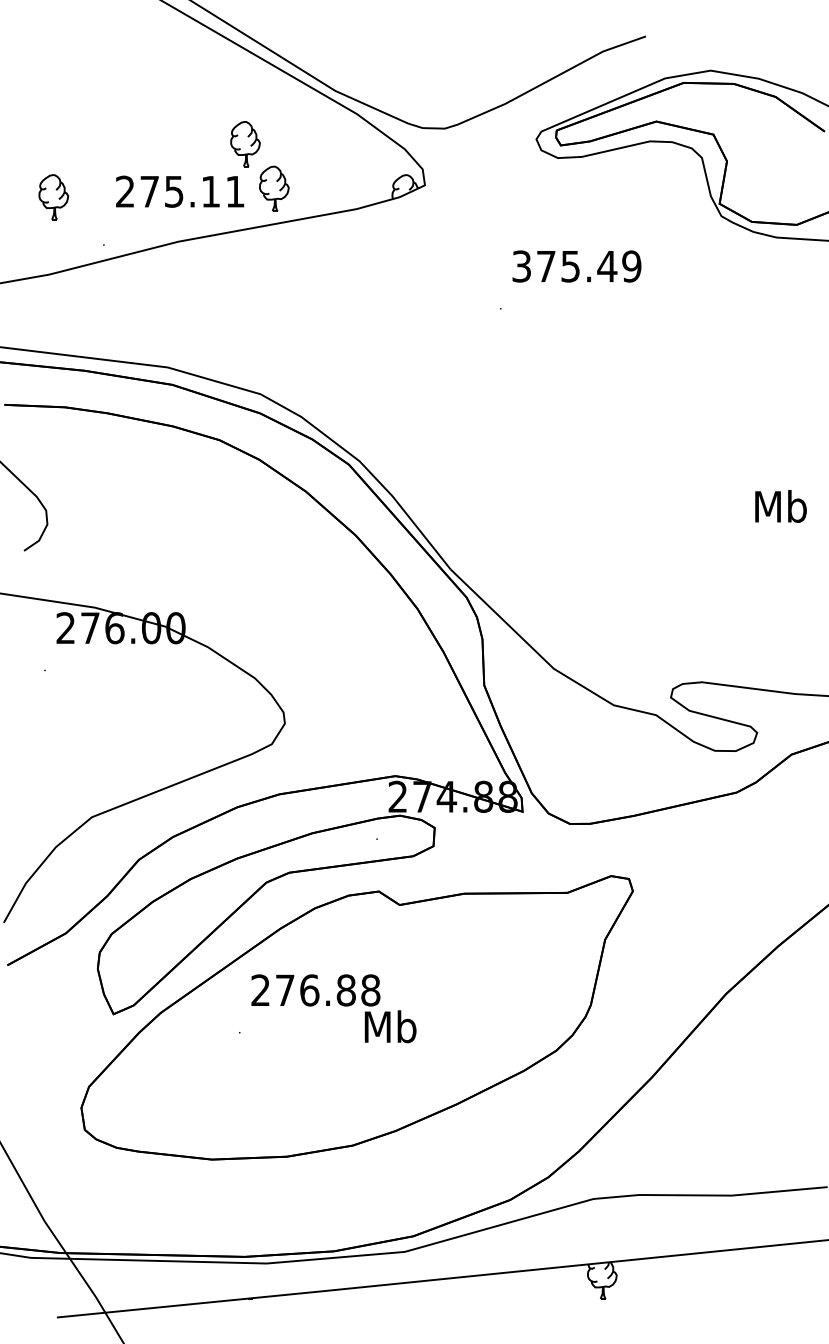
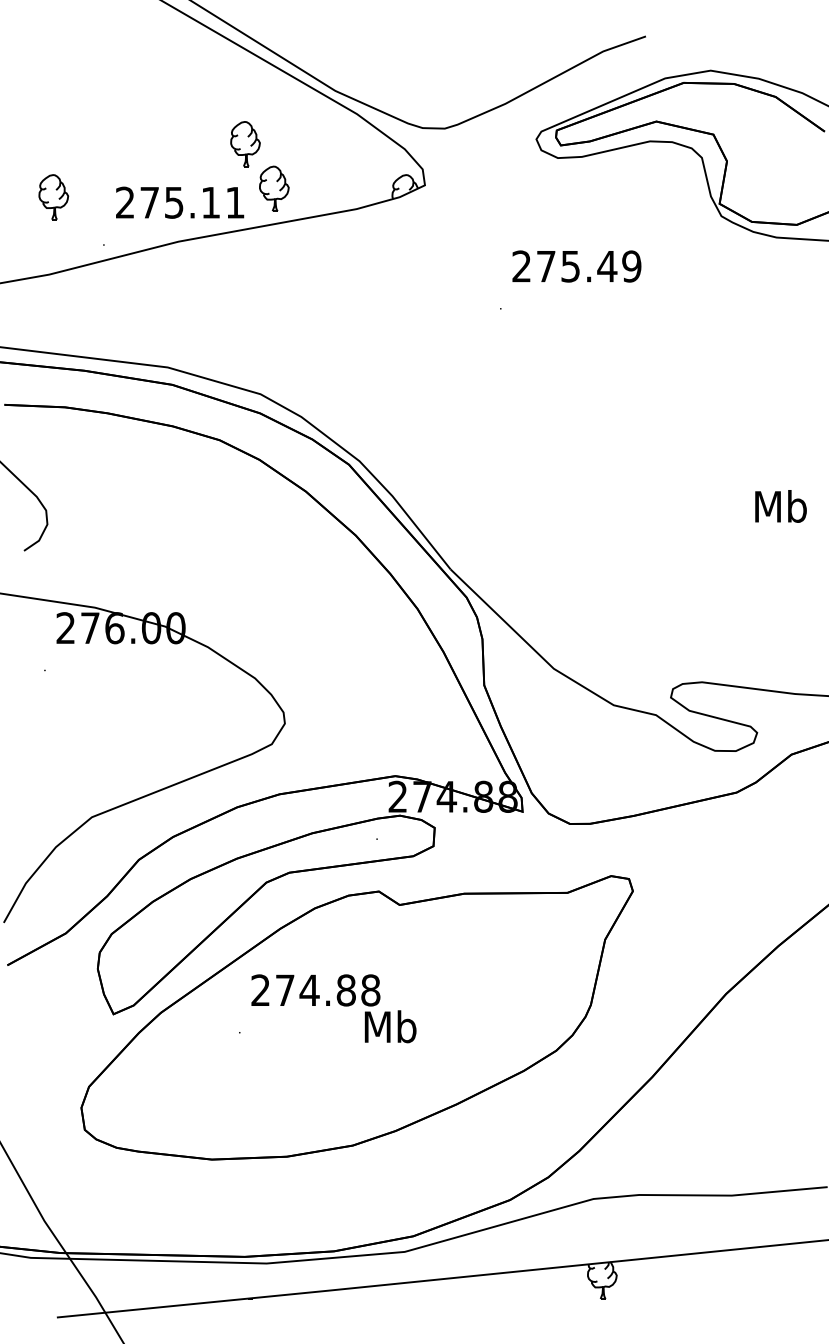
text position: (180, 191) -> (180, 202) (180, 202)
text: 375.49 -> 275.49 (521, 266)
text: 276.88 -> 274.88 (309, 990)
